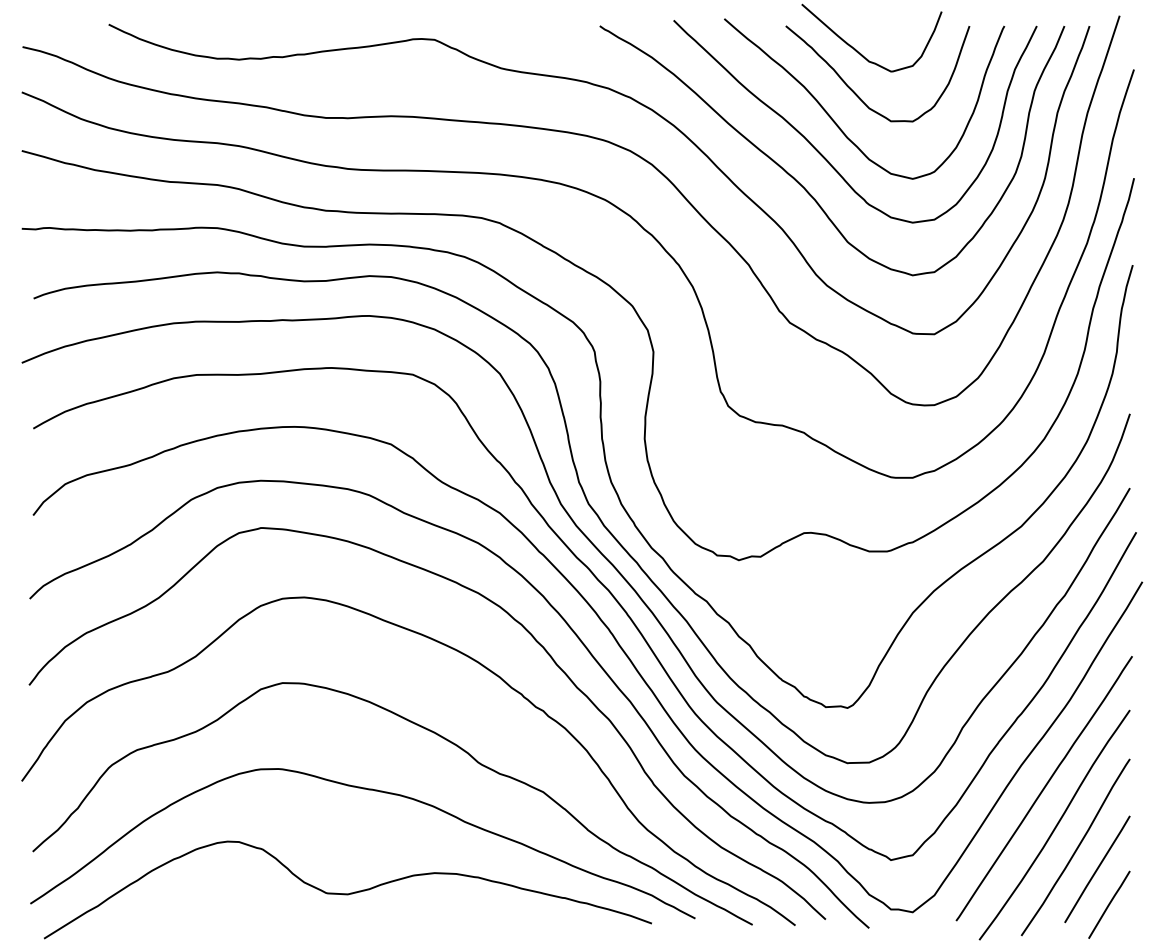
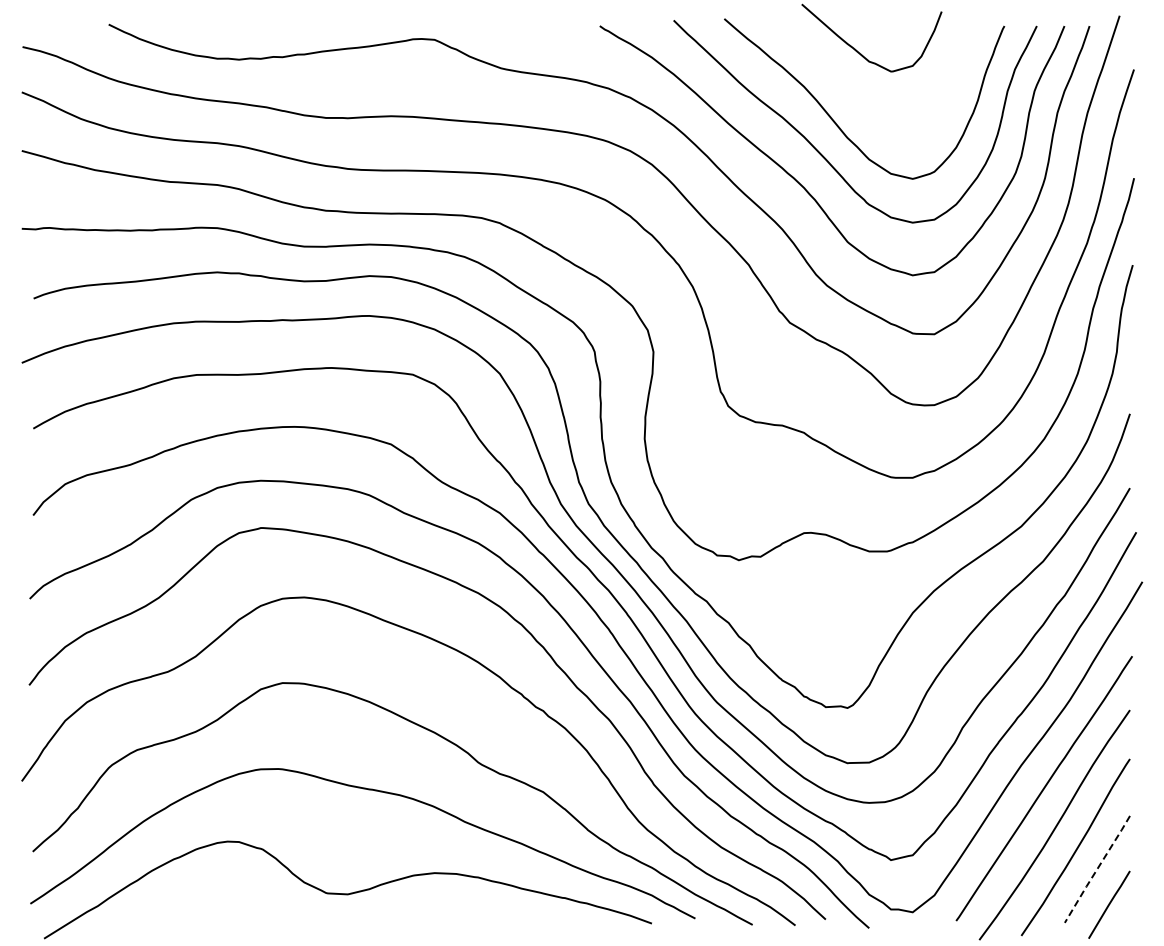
curve: present -> none (856, 93)
line: solid -> dashed (1097, 869)
